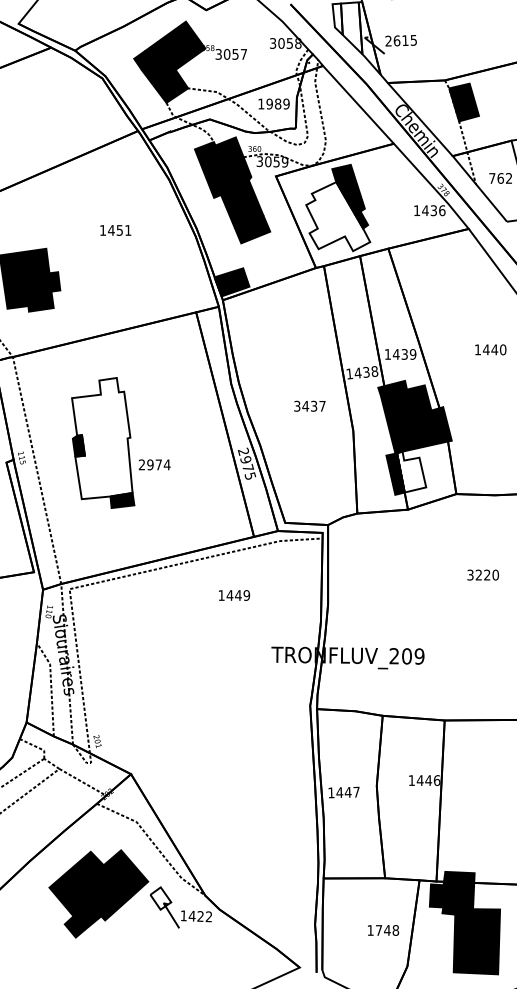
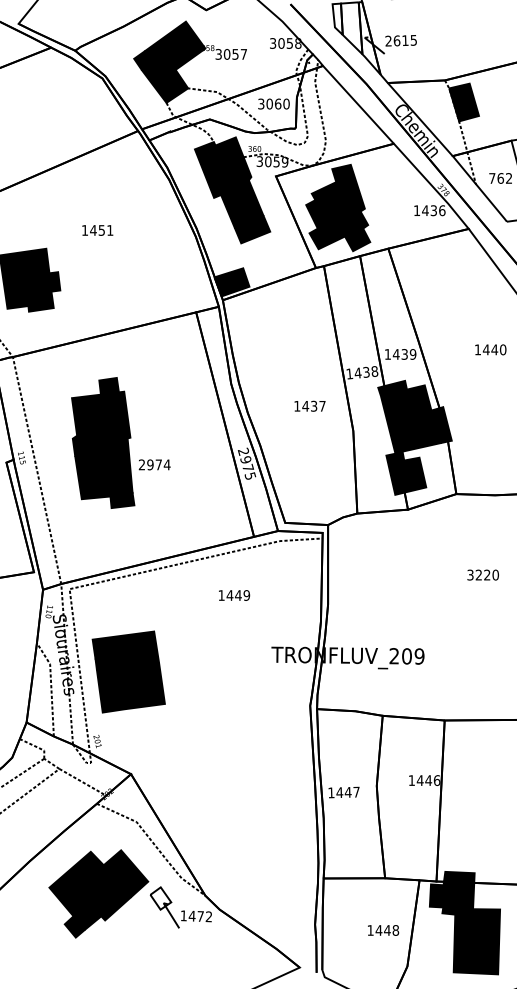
text: 1989 -> 3060 (273, 103)
fill: none -> present (338, 216)
text position: (115, 230) -> (97, 230) (97, 230)
text: 3437 -> 1437 (297, 405)
fill: none -> present (102, 438)
fill: none -> present (411, 471)
part: none -> present (128, 671)
text: 1422 -> 1472 (200, 916)
text: 1748 -> 1448 (378, 930)
